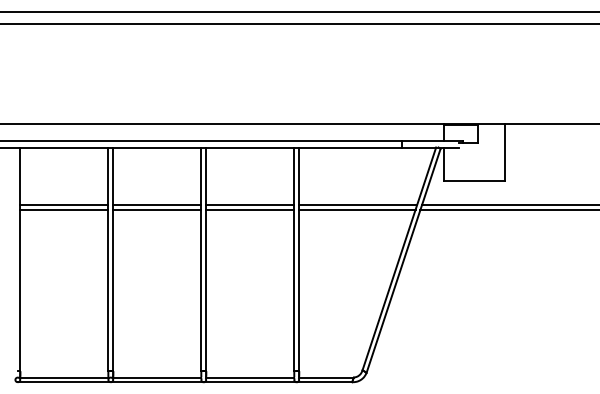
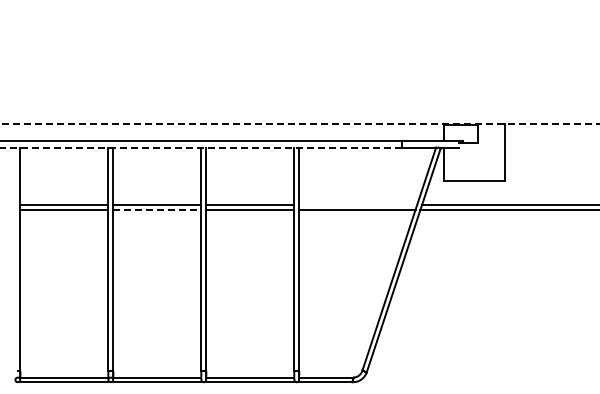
line: present -> none (299, 11)
line: present -> none (299, 23)
line: solid -> dashed (300, 124)
line: solid -> dashed (201, 147)
line: present -> none (358, 205)
line: solid -> dashed (157, 209)
